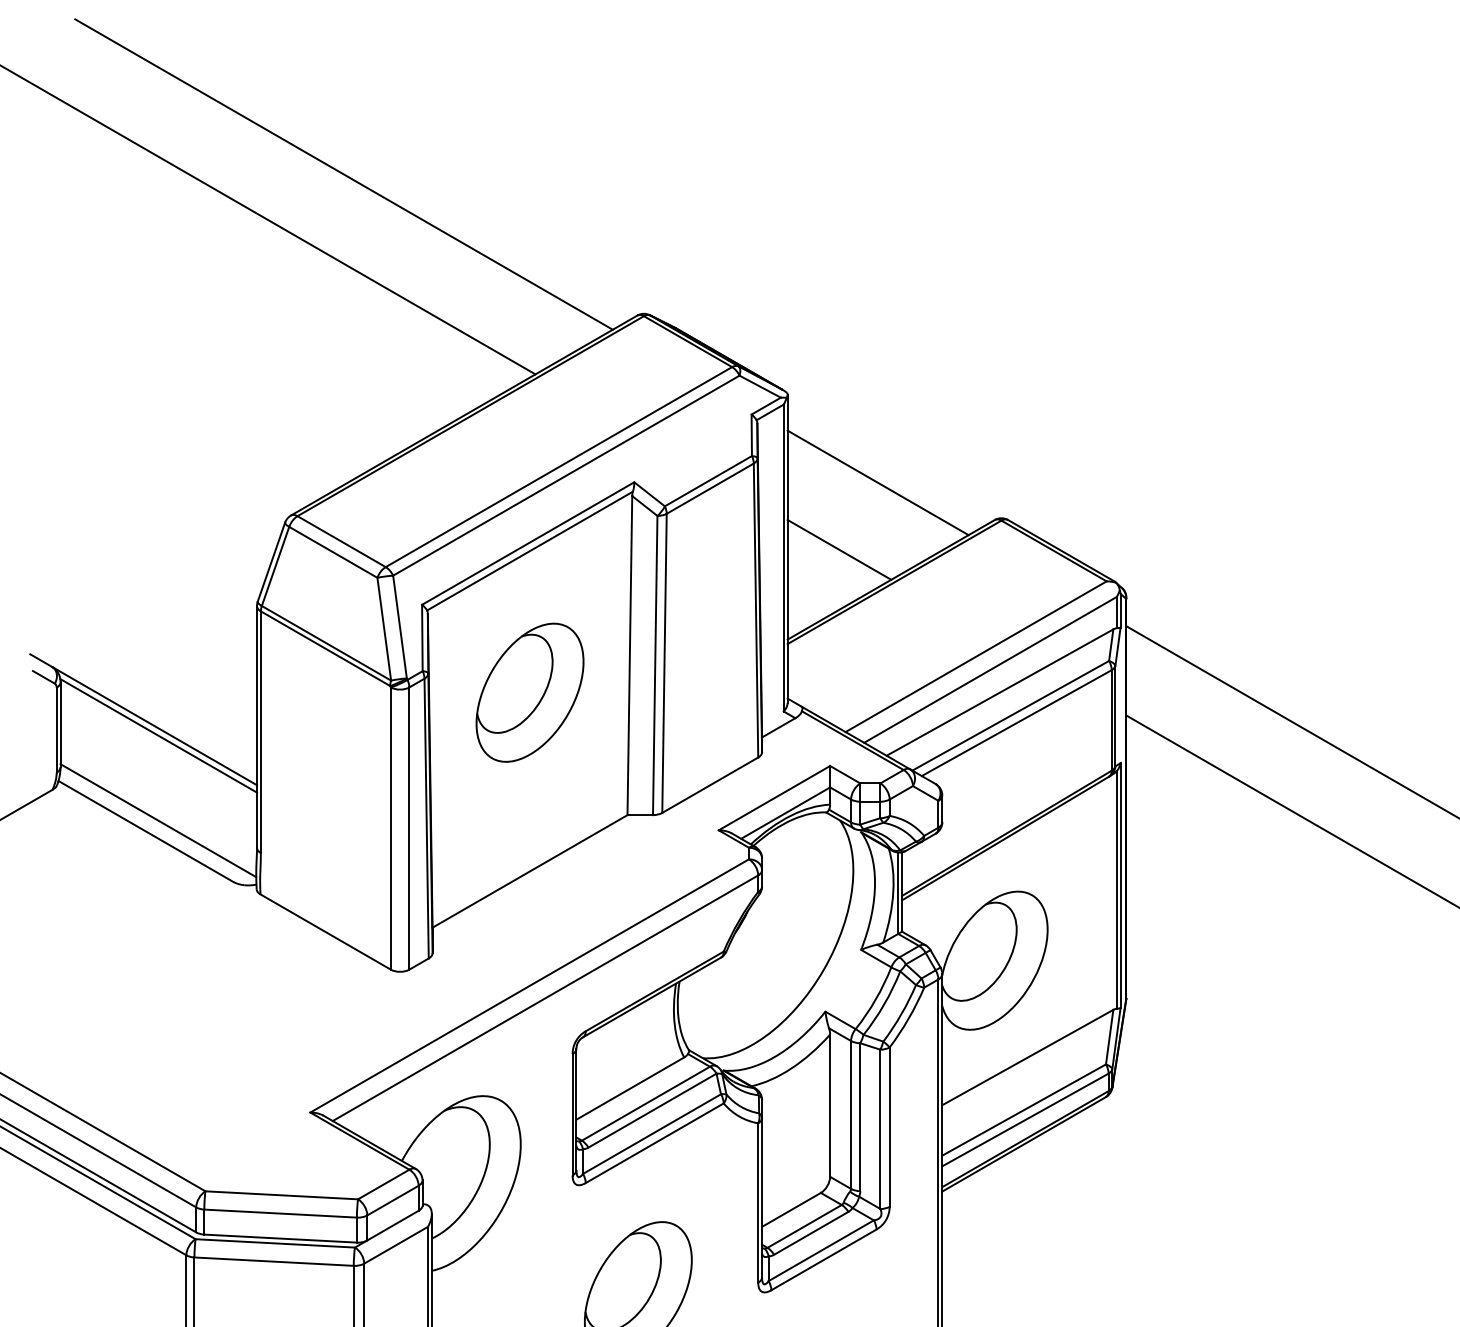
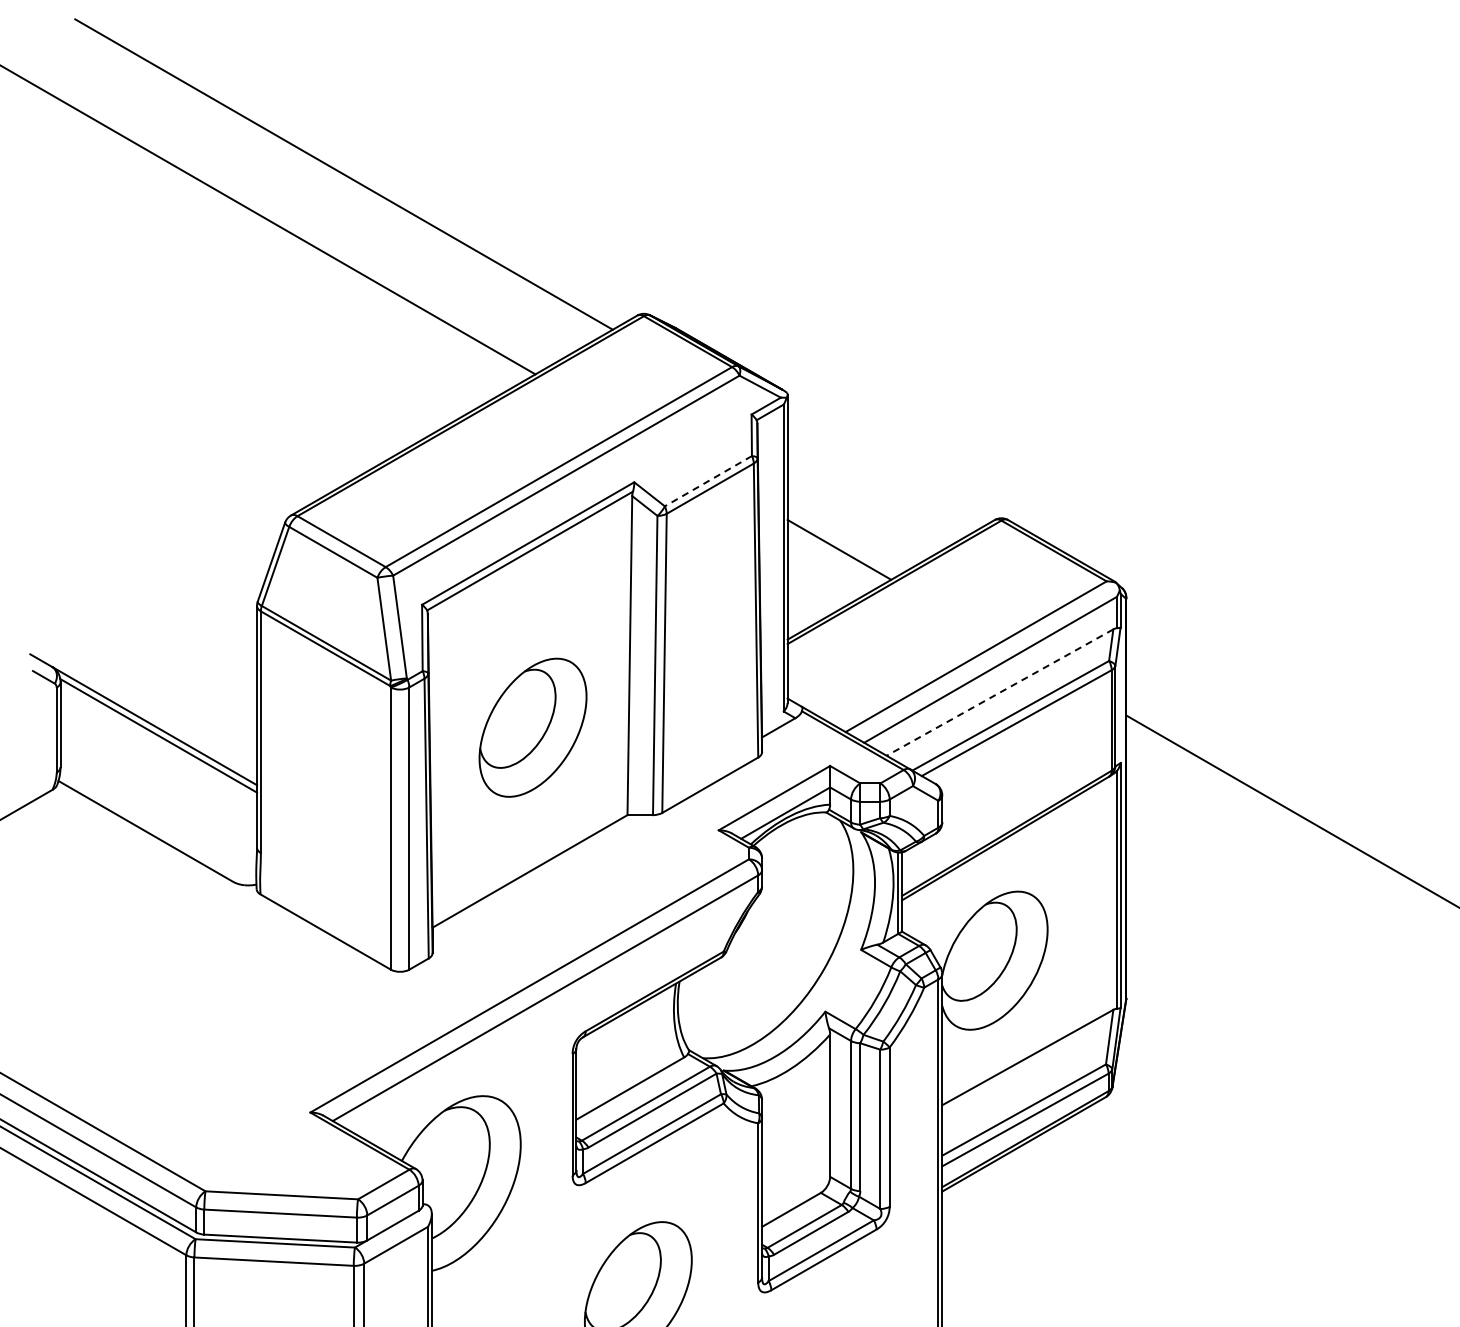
line: solid -> dashed (707, 481)
line: present -> none (877, 482)
part position: (529, 692) -> (532, 727) (532, 727)
line: solid -> dashed (1000, 692)
line: present -> none (1291, 721)
line: present -> none (158, 820)
